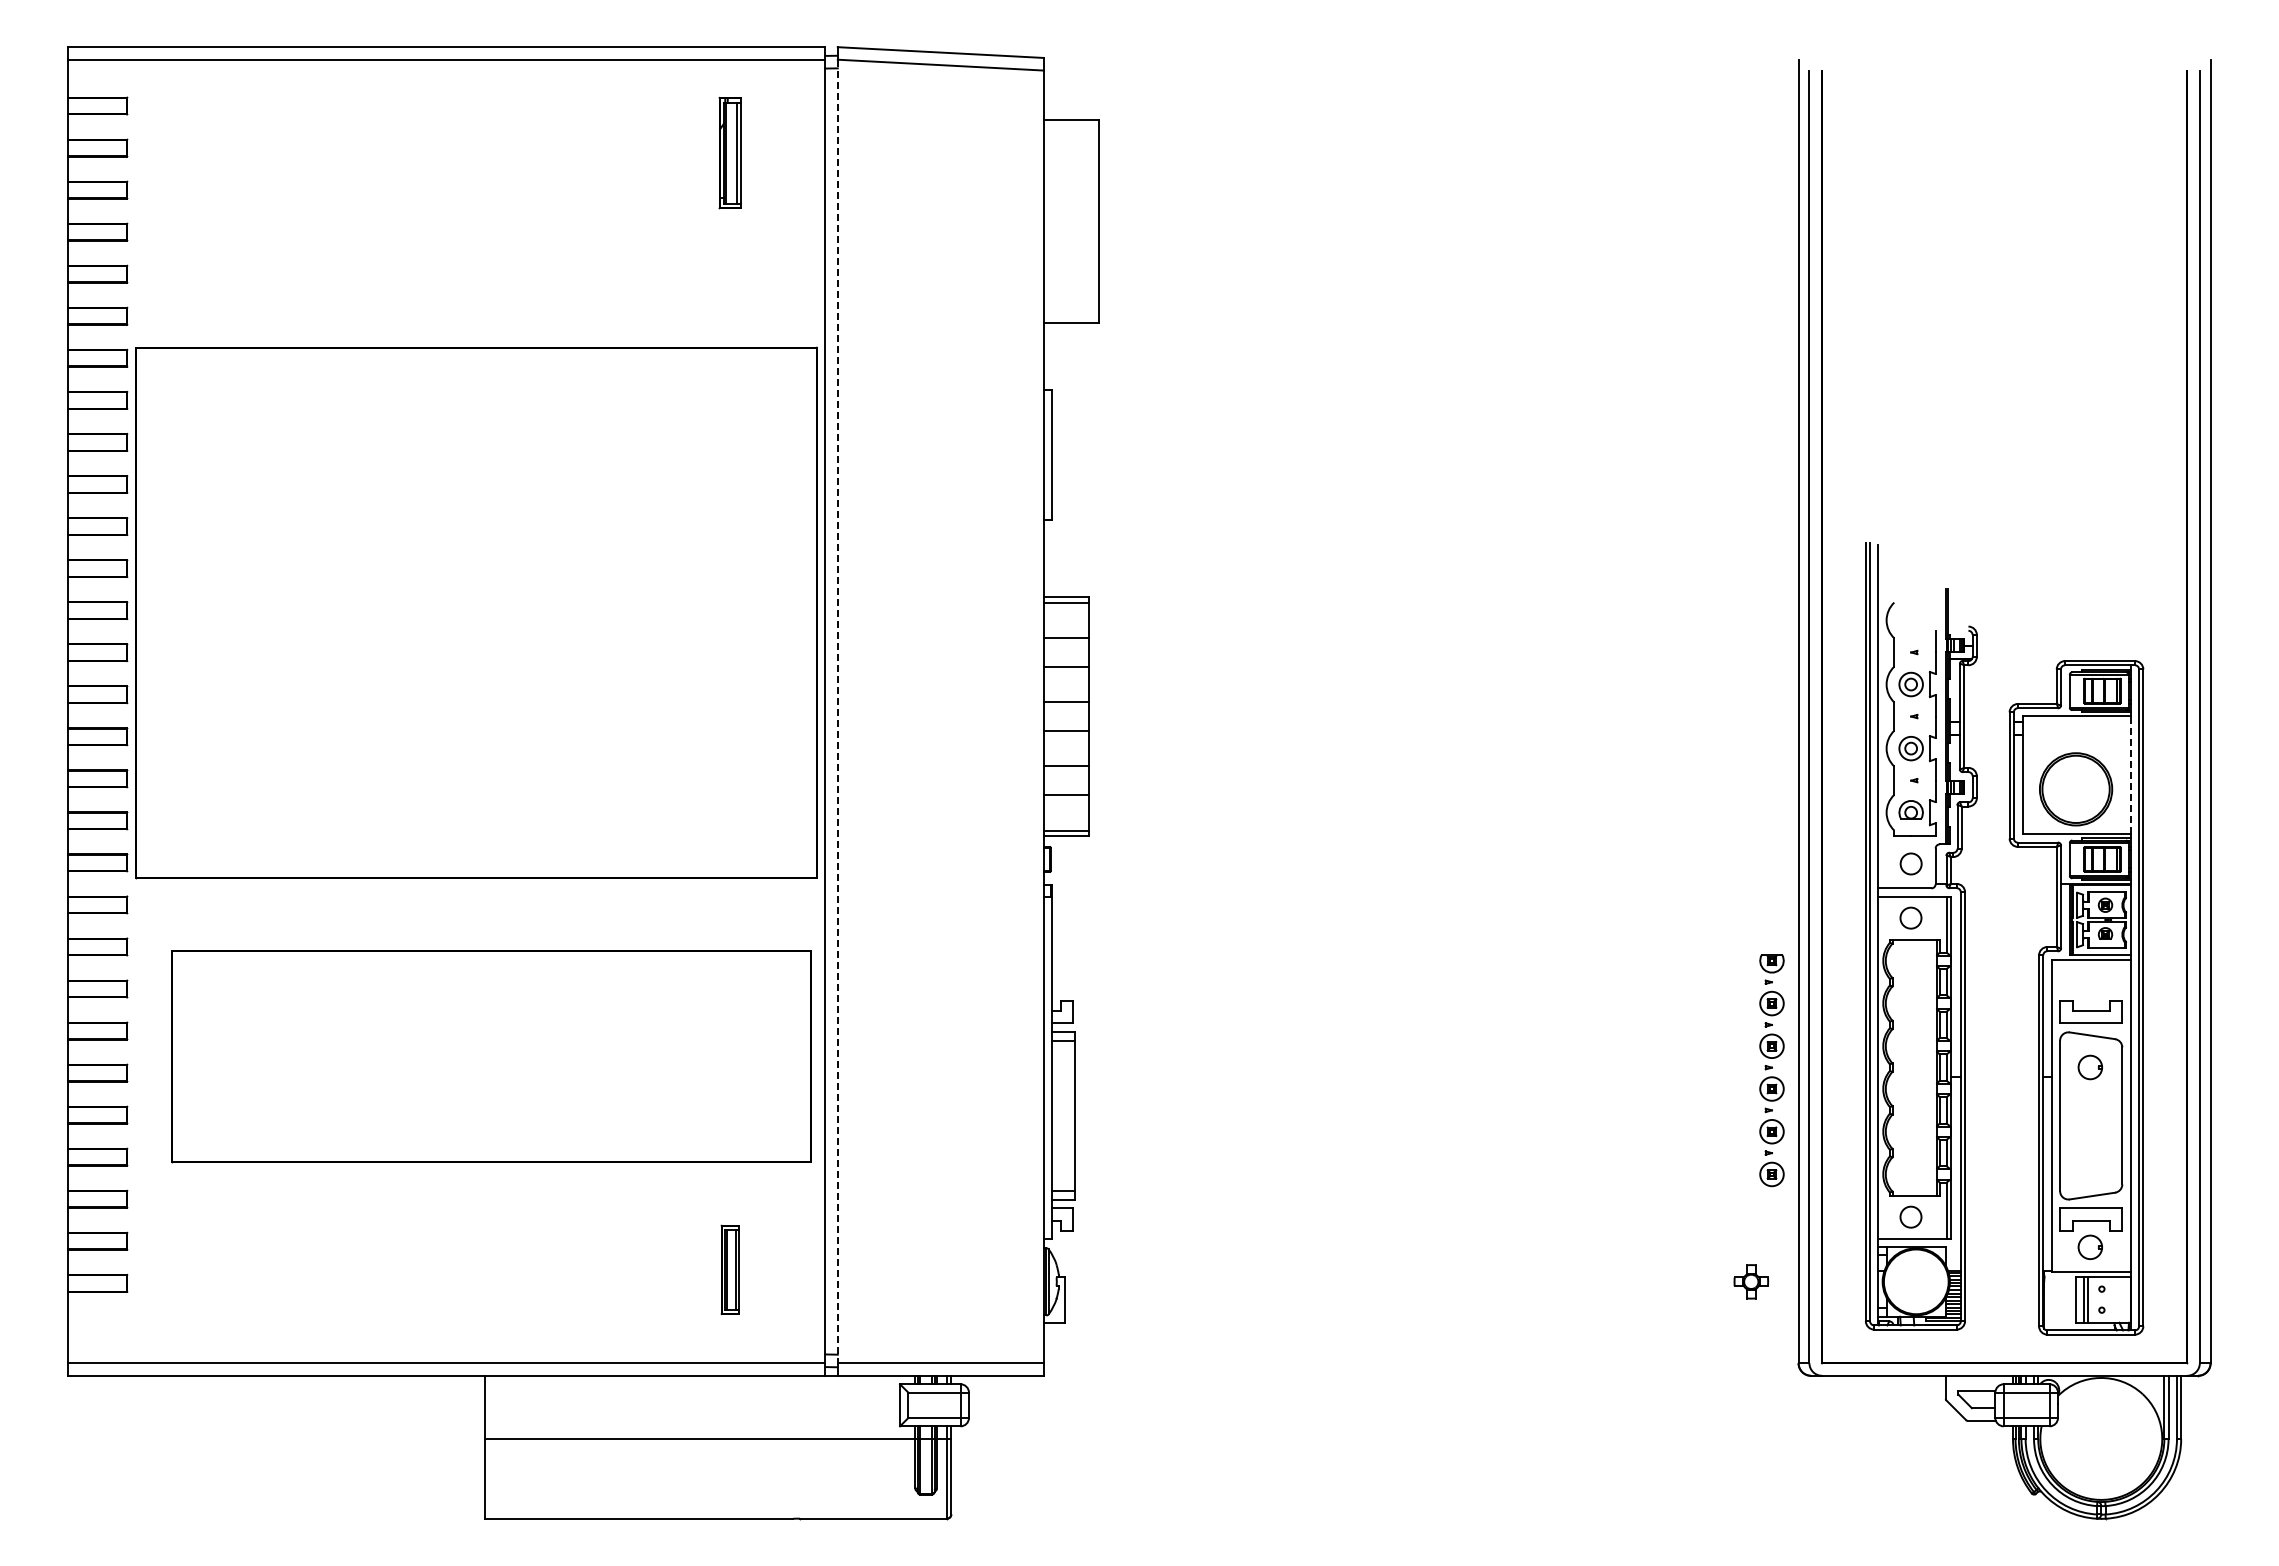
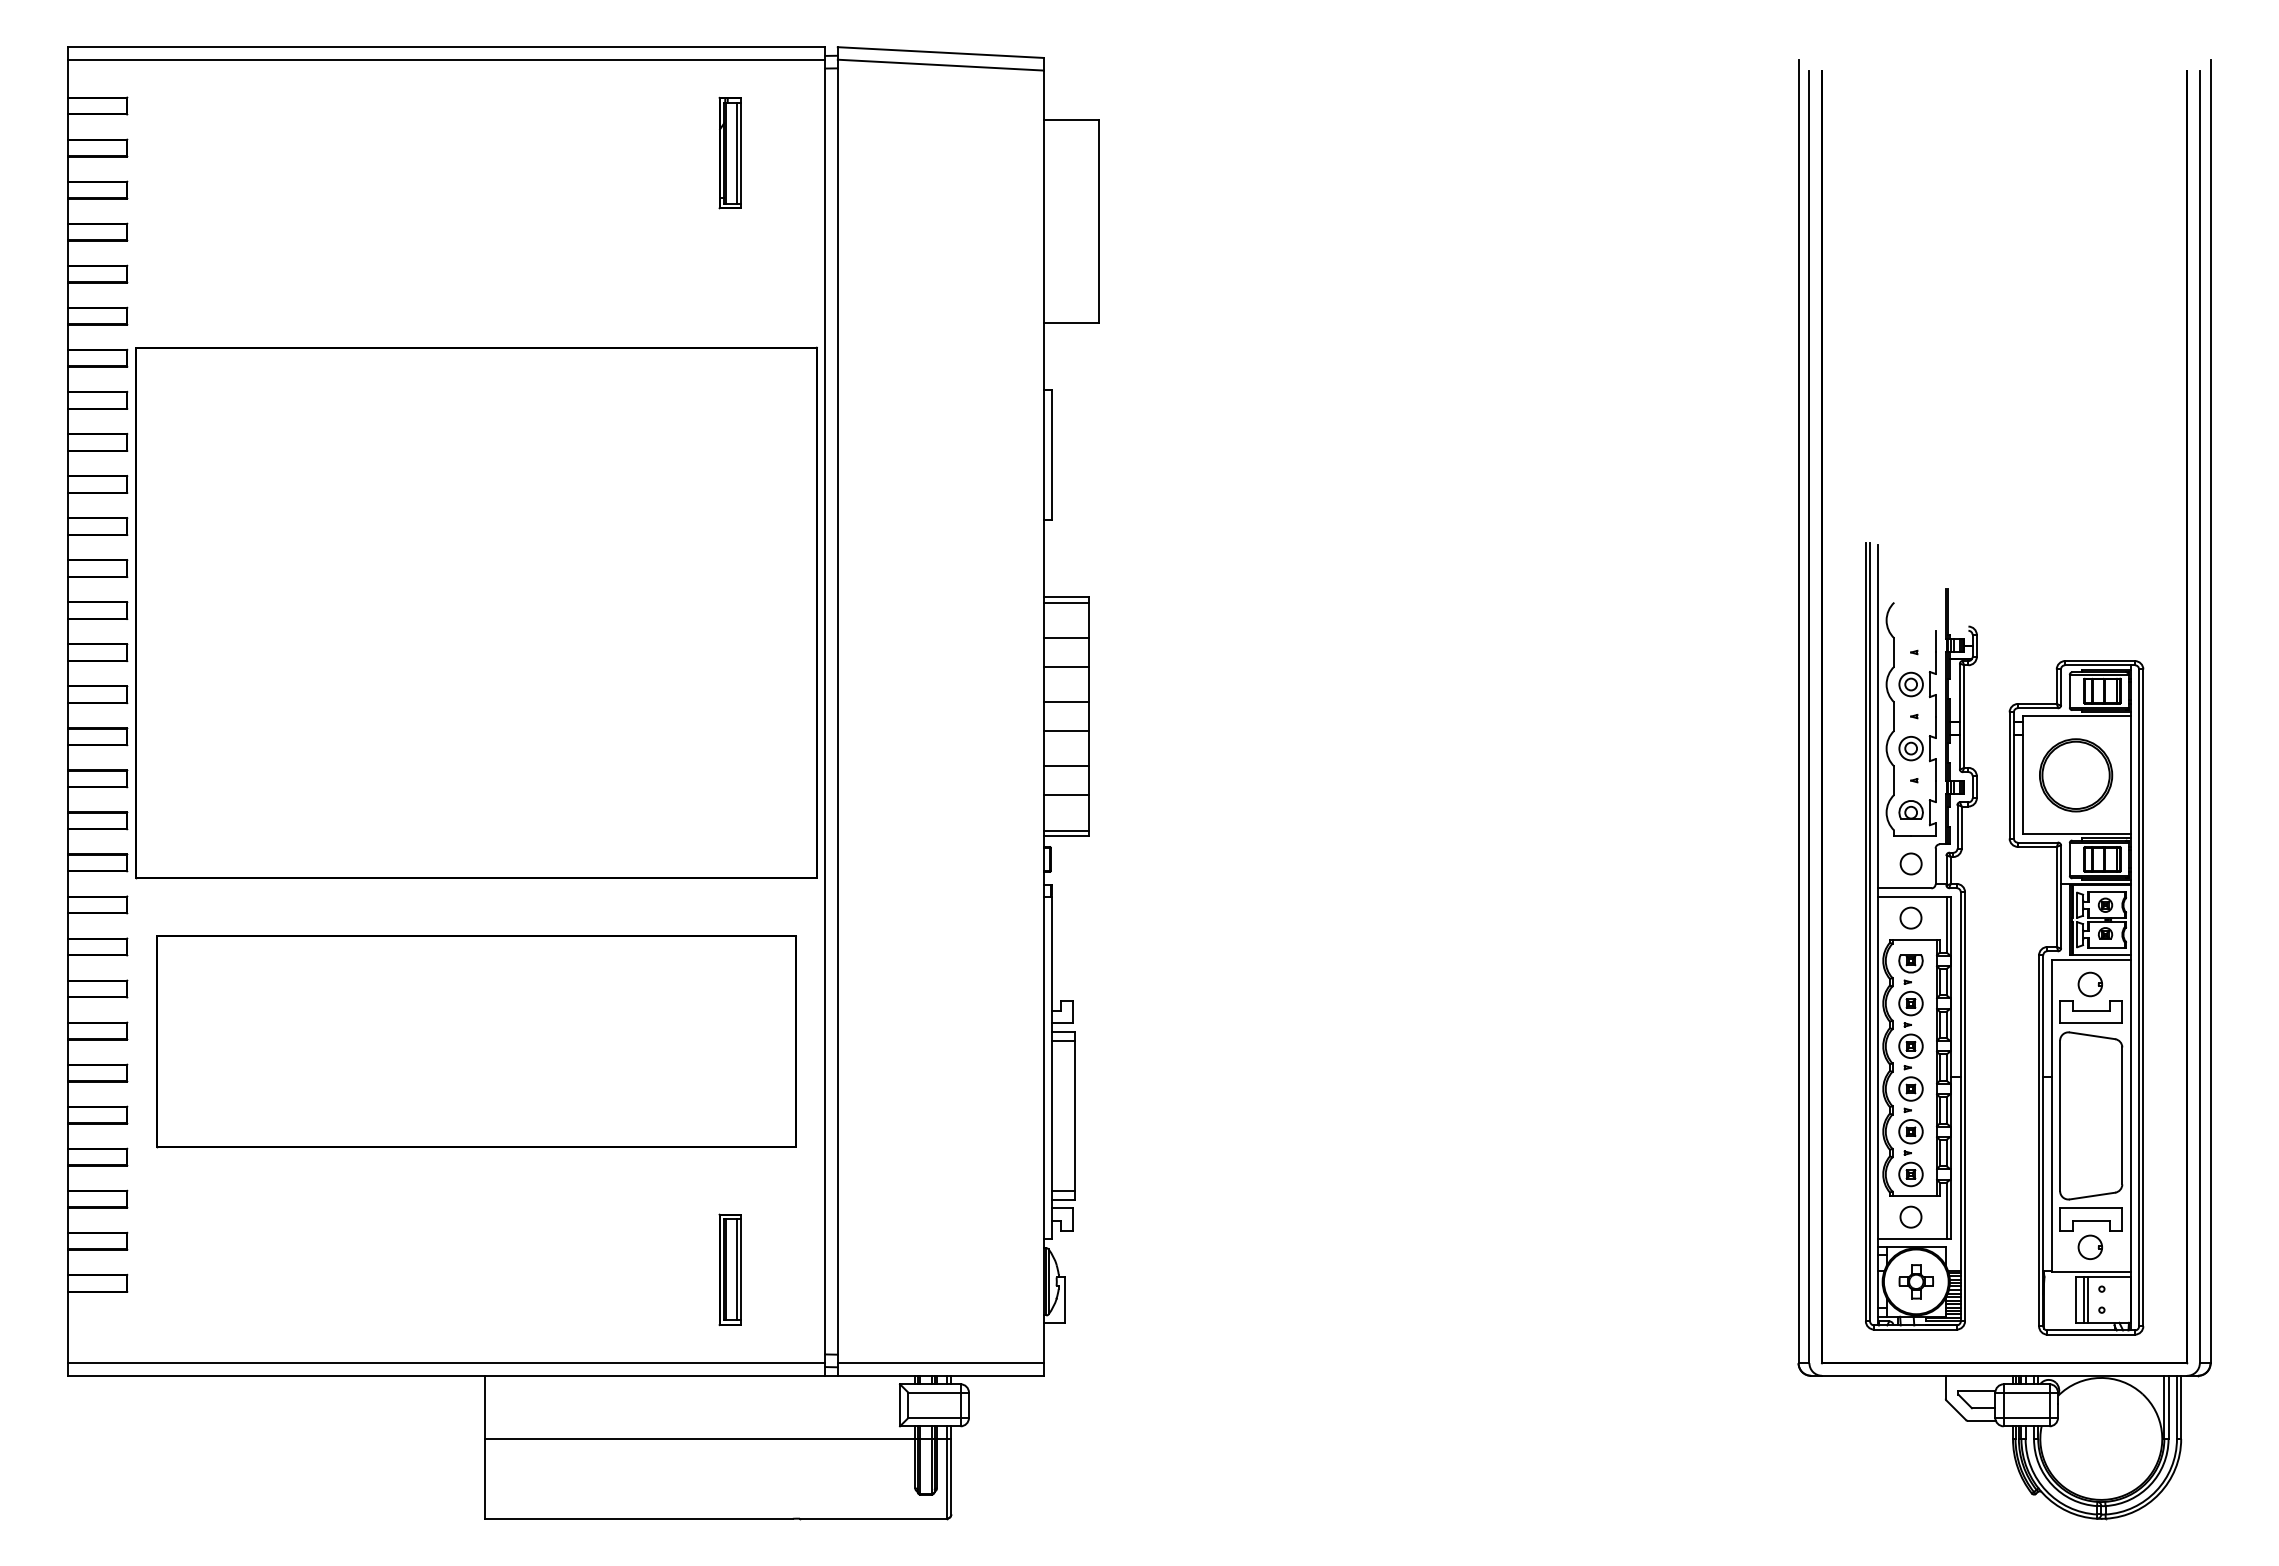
line: dashed -> solid (837, 711)
line: dashed -> solid (2130, 775)
part position: (2076, 789) -> (2076, 775) (2076, 775)
part position: (491, 1056) -> (476, 1041) (476, 1041)
part position: (2089, 1067) -> (2089, 984) (2089, 984)
part position: (1771, 1070) -> (1910, 1070) (1910, 1070)
part size: 20x92 px -> 24x114 px (729, 1269)
part position: (1750, 1281) -> (1915, 1281) (1915, 1281)
